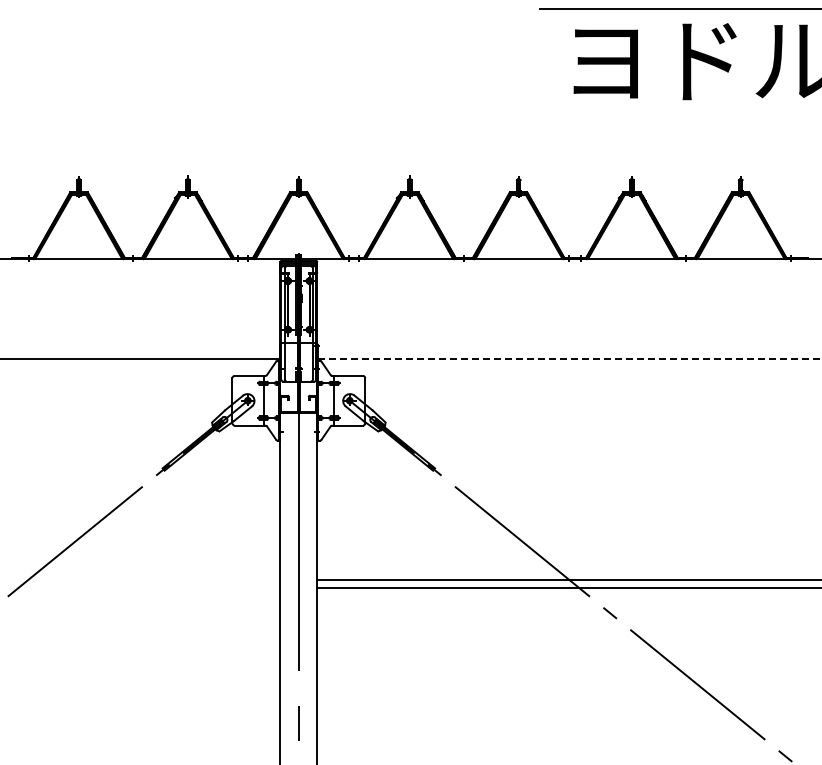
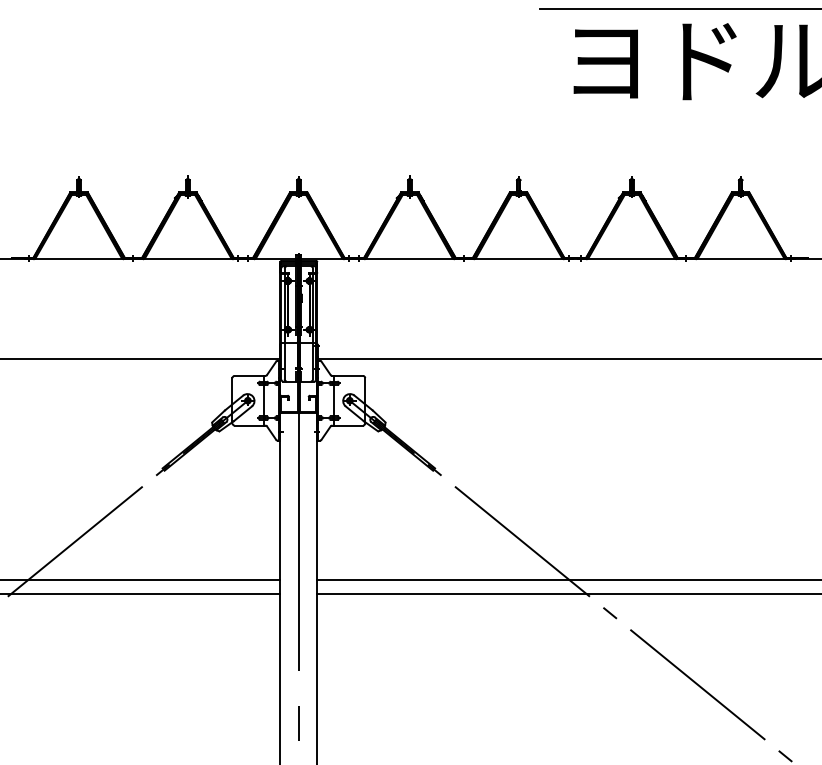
line: dashed -> solid (569, 359)
line: none -> present (141, 579)
line position: (567, 588) -> (567, 594) (567, 594)
line: none -> present (141, 594)
